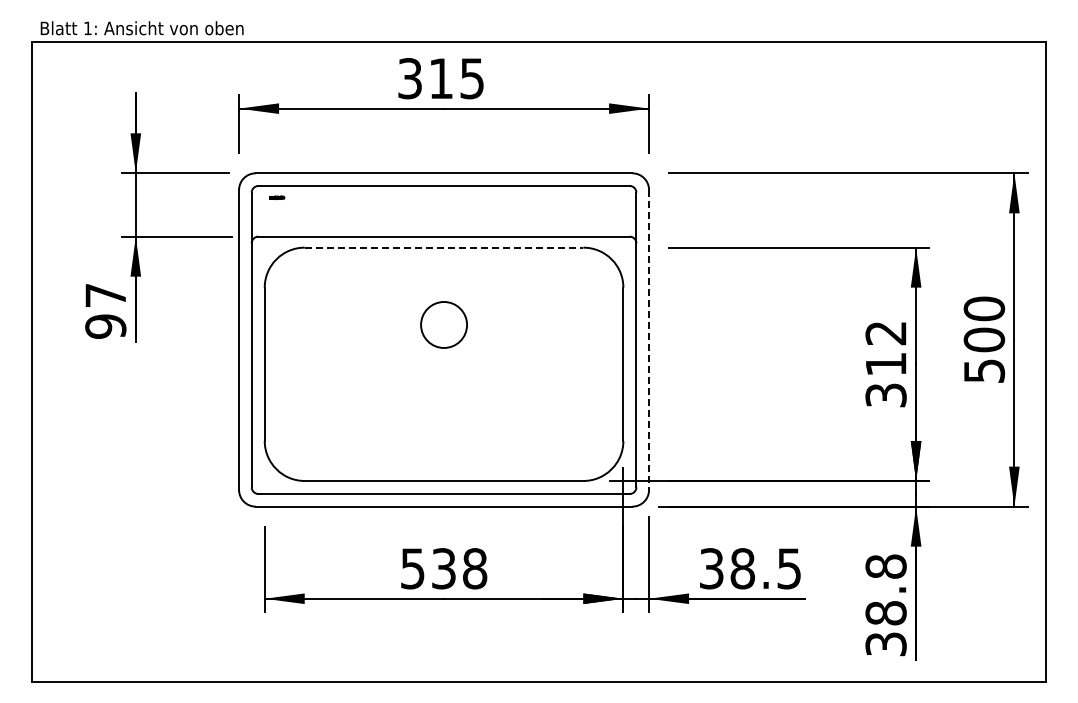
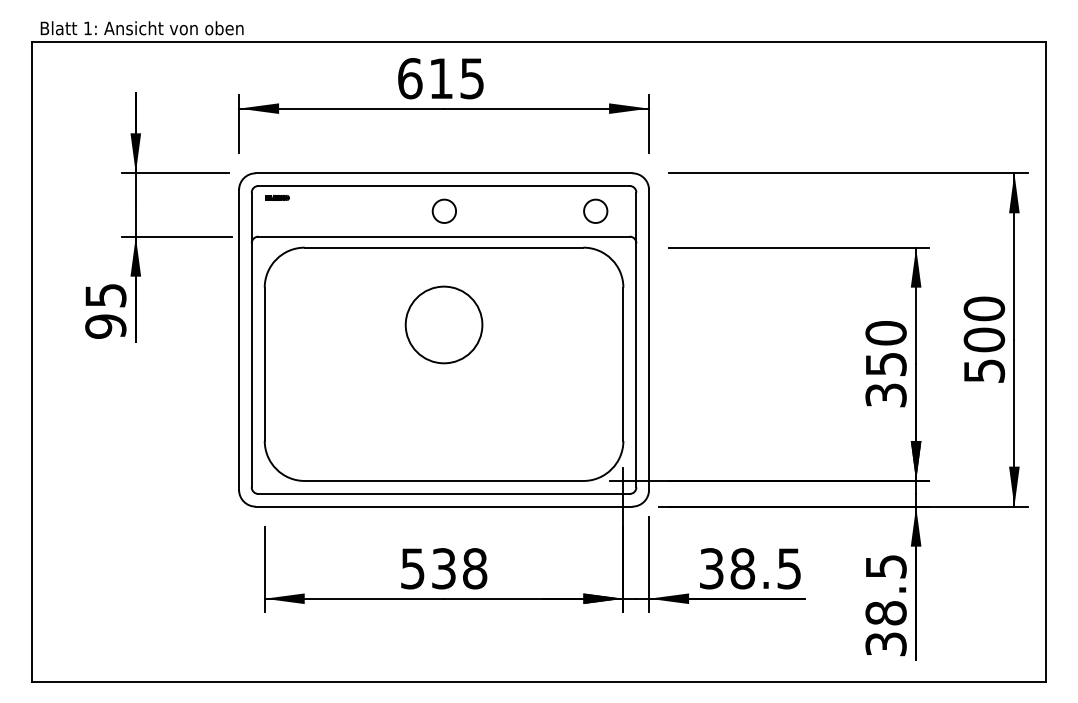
text: 315 -> 615 (410, 78)
part size: 17x5 px -> 25x7 px (277, 197)
circle: none -> present (443, 210)
circle: none -> present (595, 210)
line: dashed -> solid (444, 247)
text: 97 -> 95 (105, 295)
circle diameter: 46 px -> 77 px (443, 324)
line: dashed -> solid (649, 339)
text: 312 -> 350 (885, 348)
text: 38.8 -> 38.5 (885, 566)
